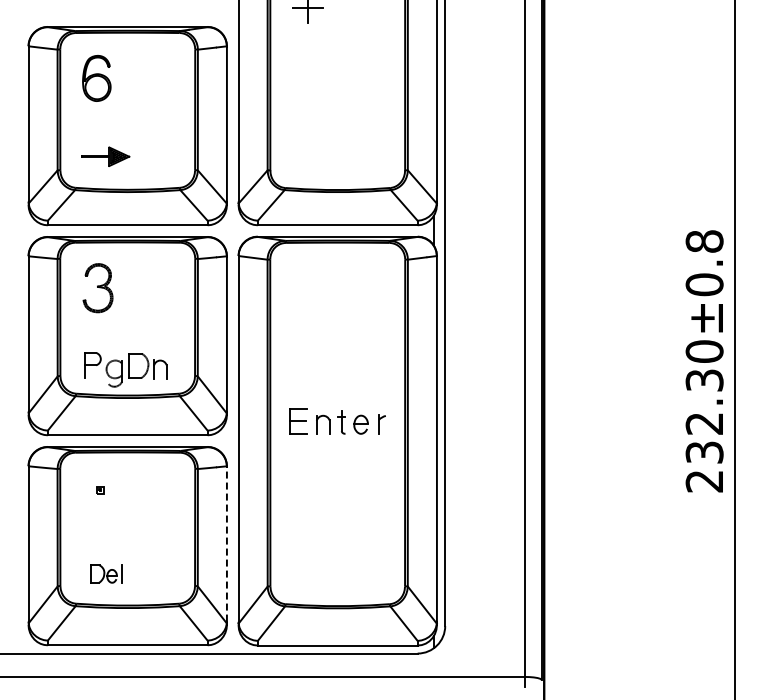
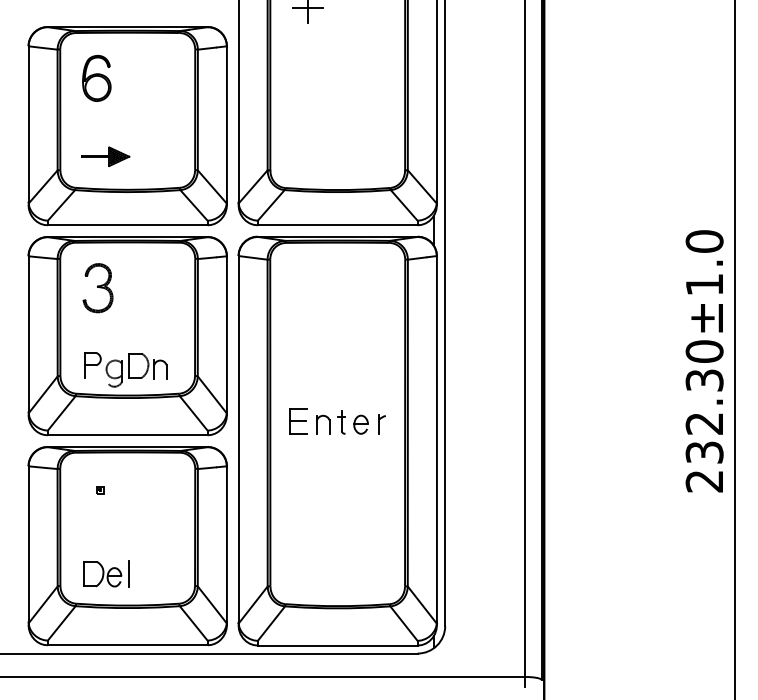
text: 232.30±0.8 -> 232.30±1.0 (704, 263)
line: dashed -> solid (226, 544)
part size: 33x20 px -> 47x28 px (106, 573)
